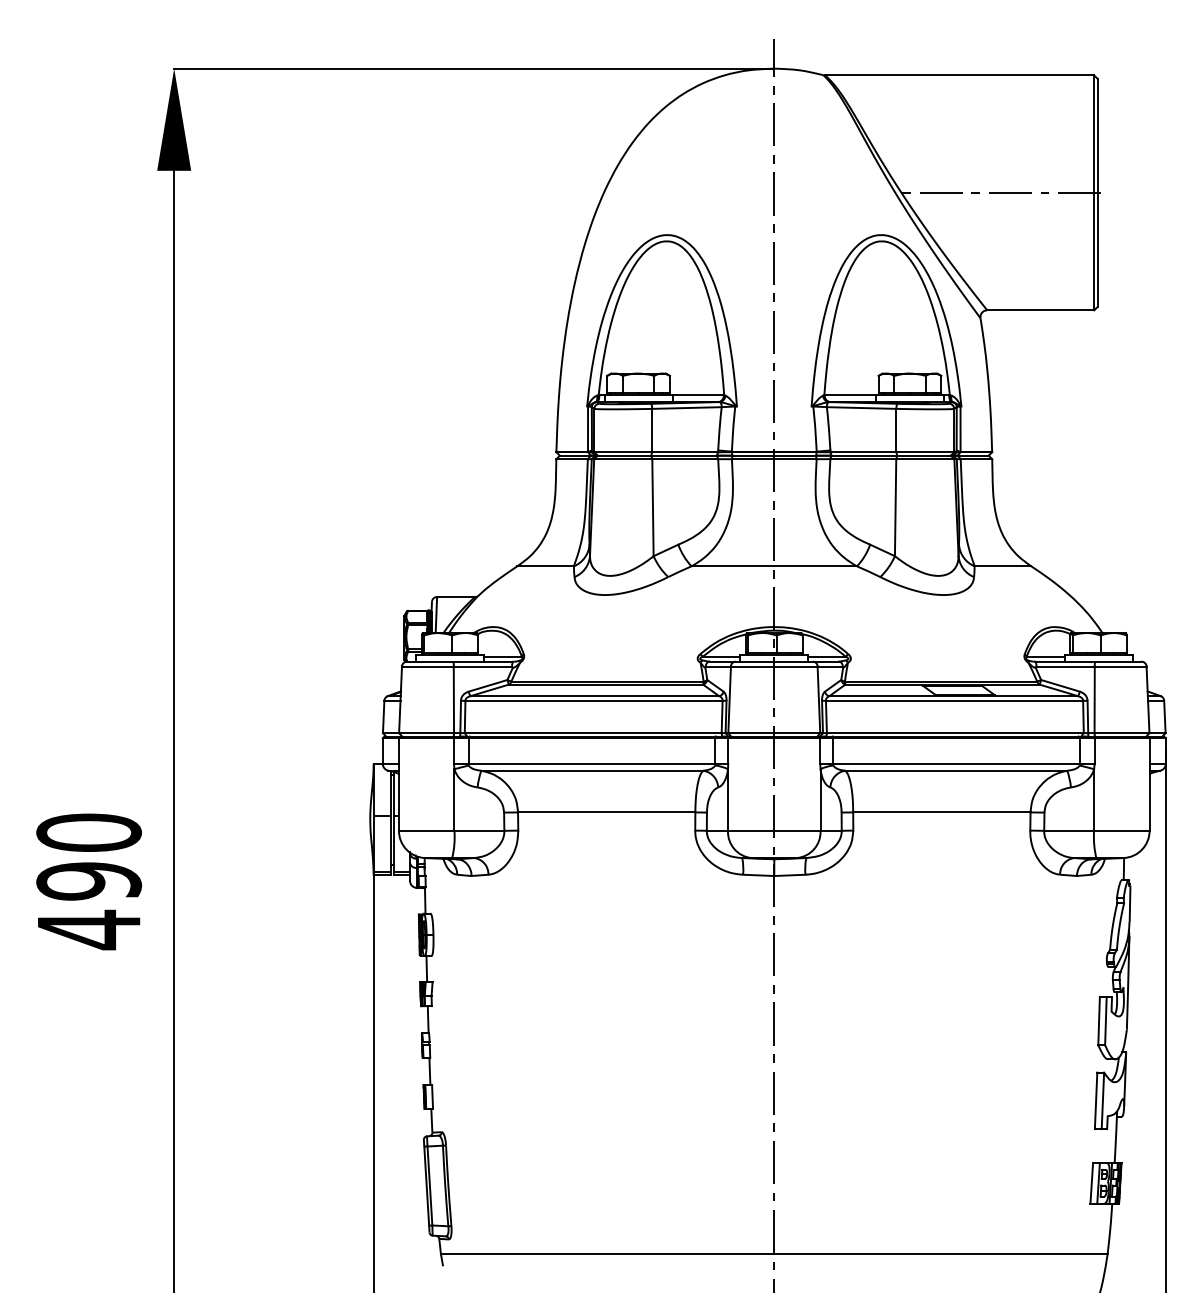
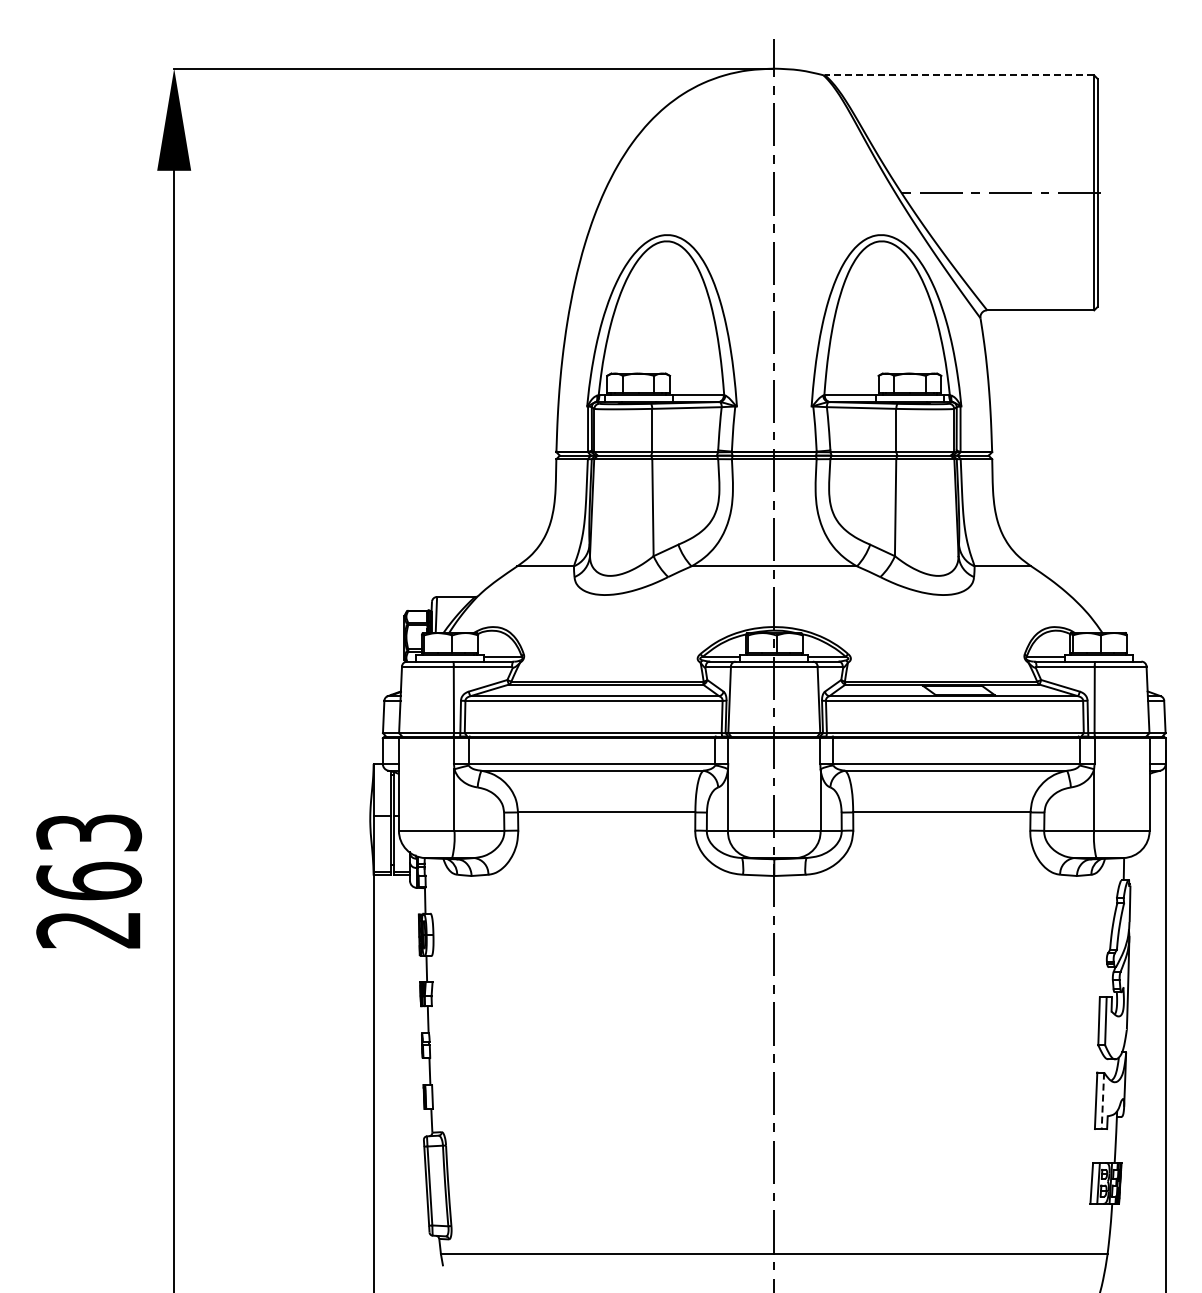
line: solid -> dashed (959, 75)
text: 490 -> 263 (89, 881)
line: solid -> dashed (1102, 1101)
